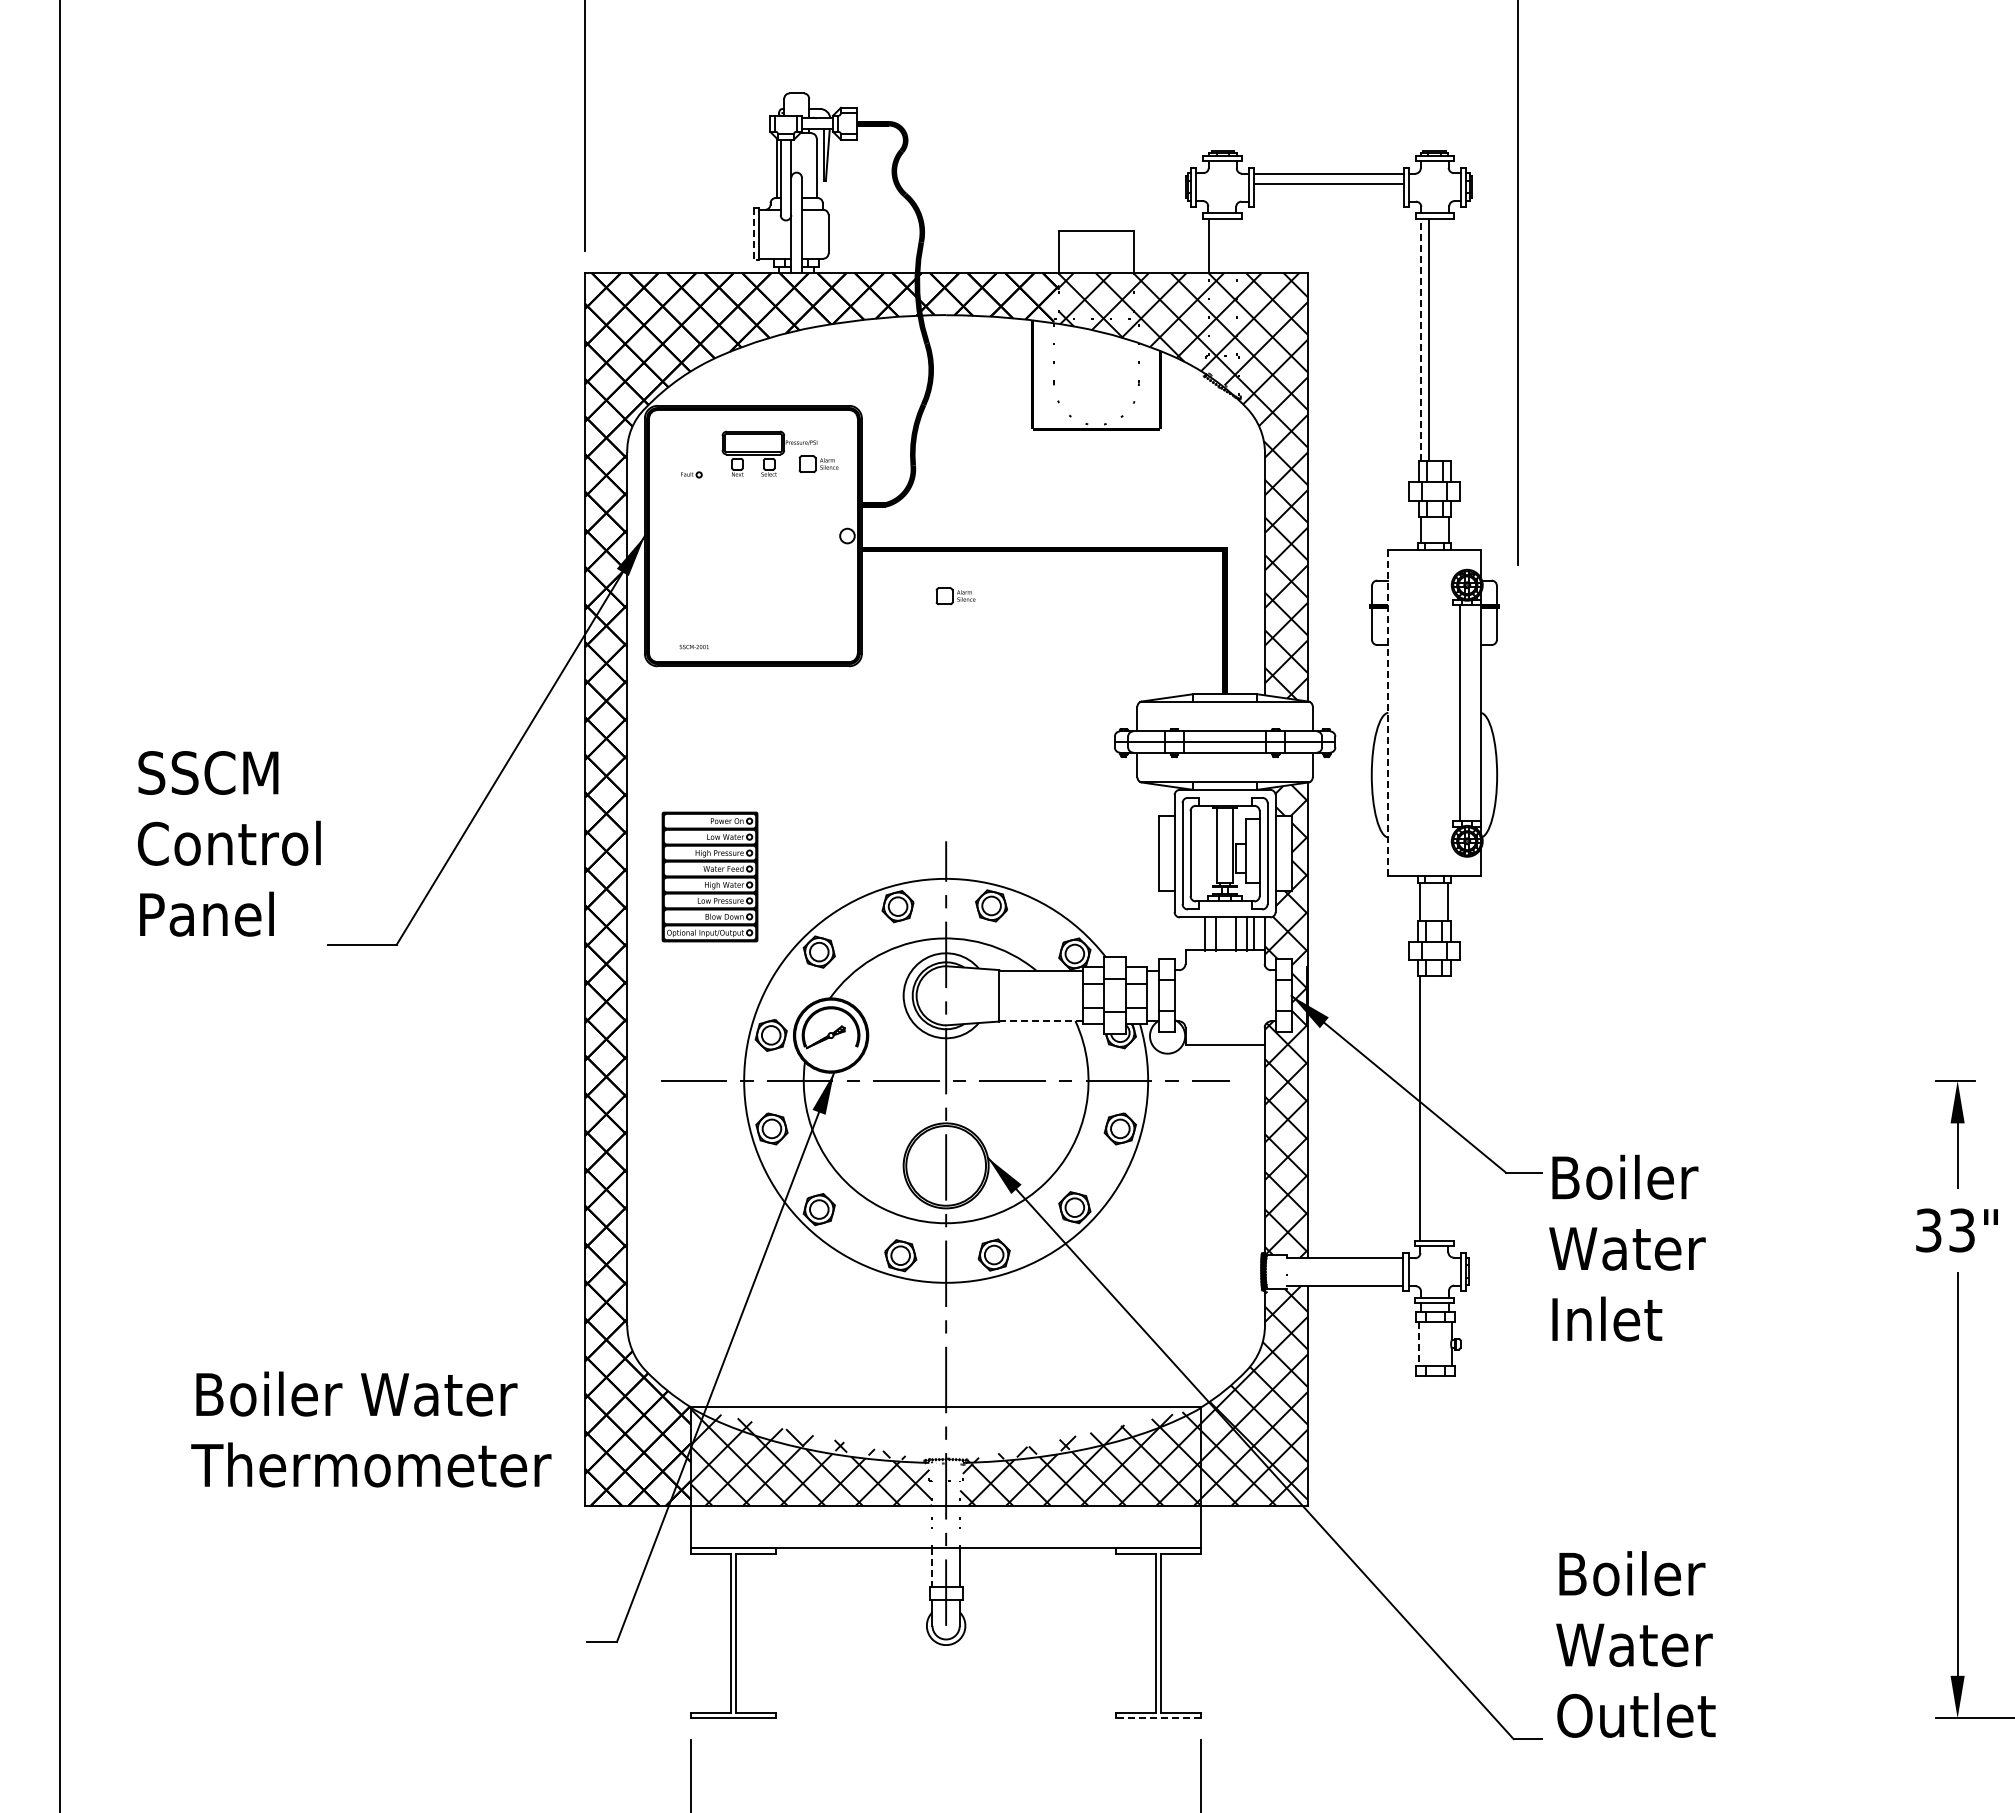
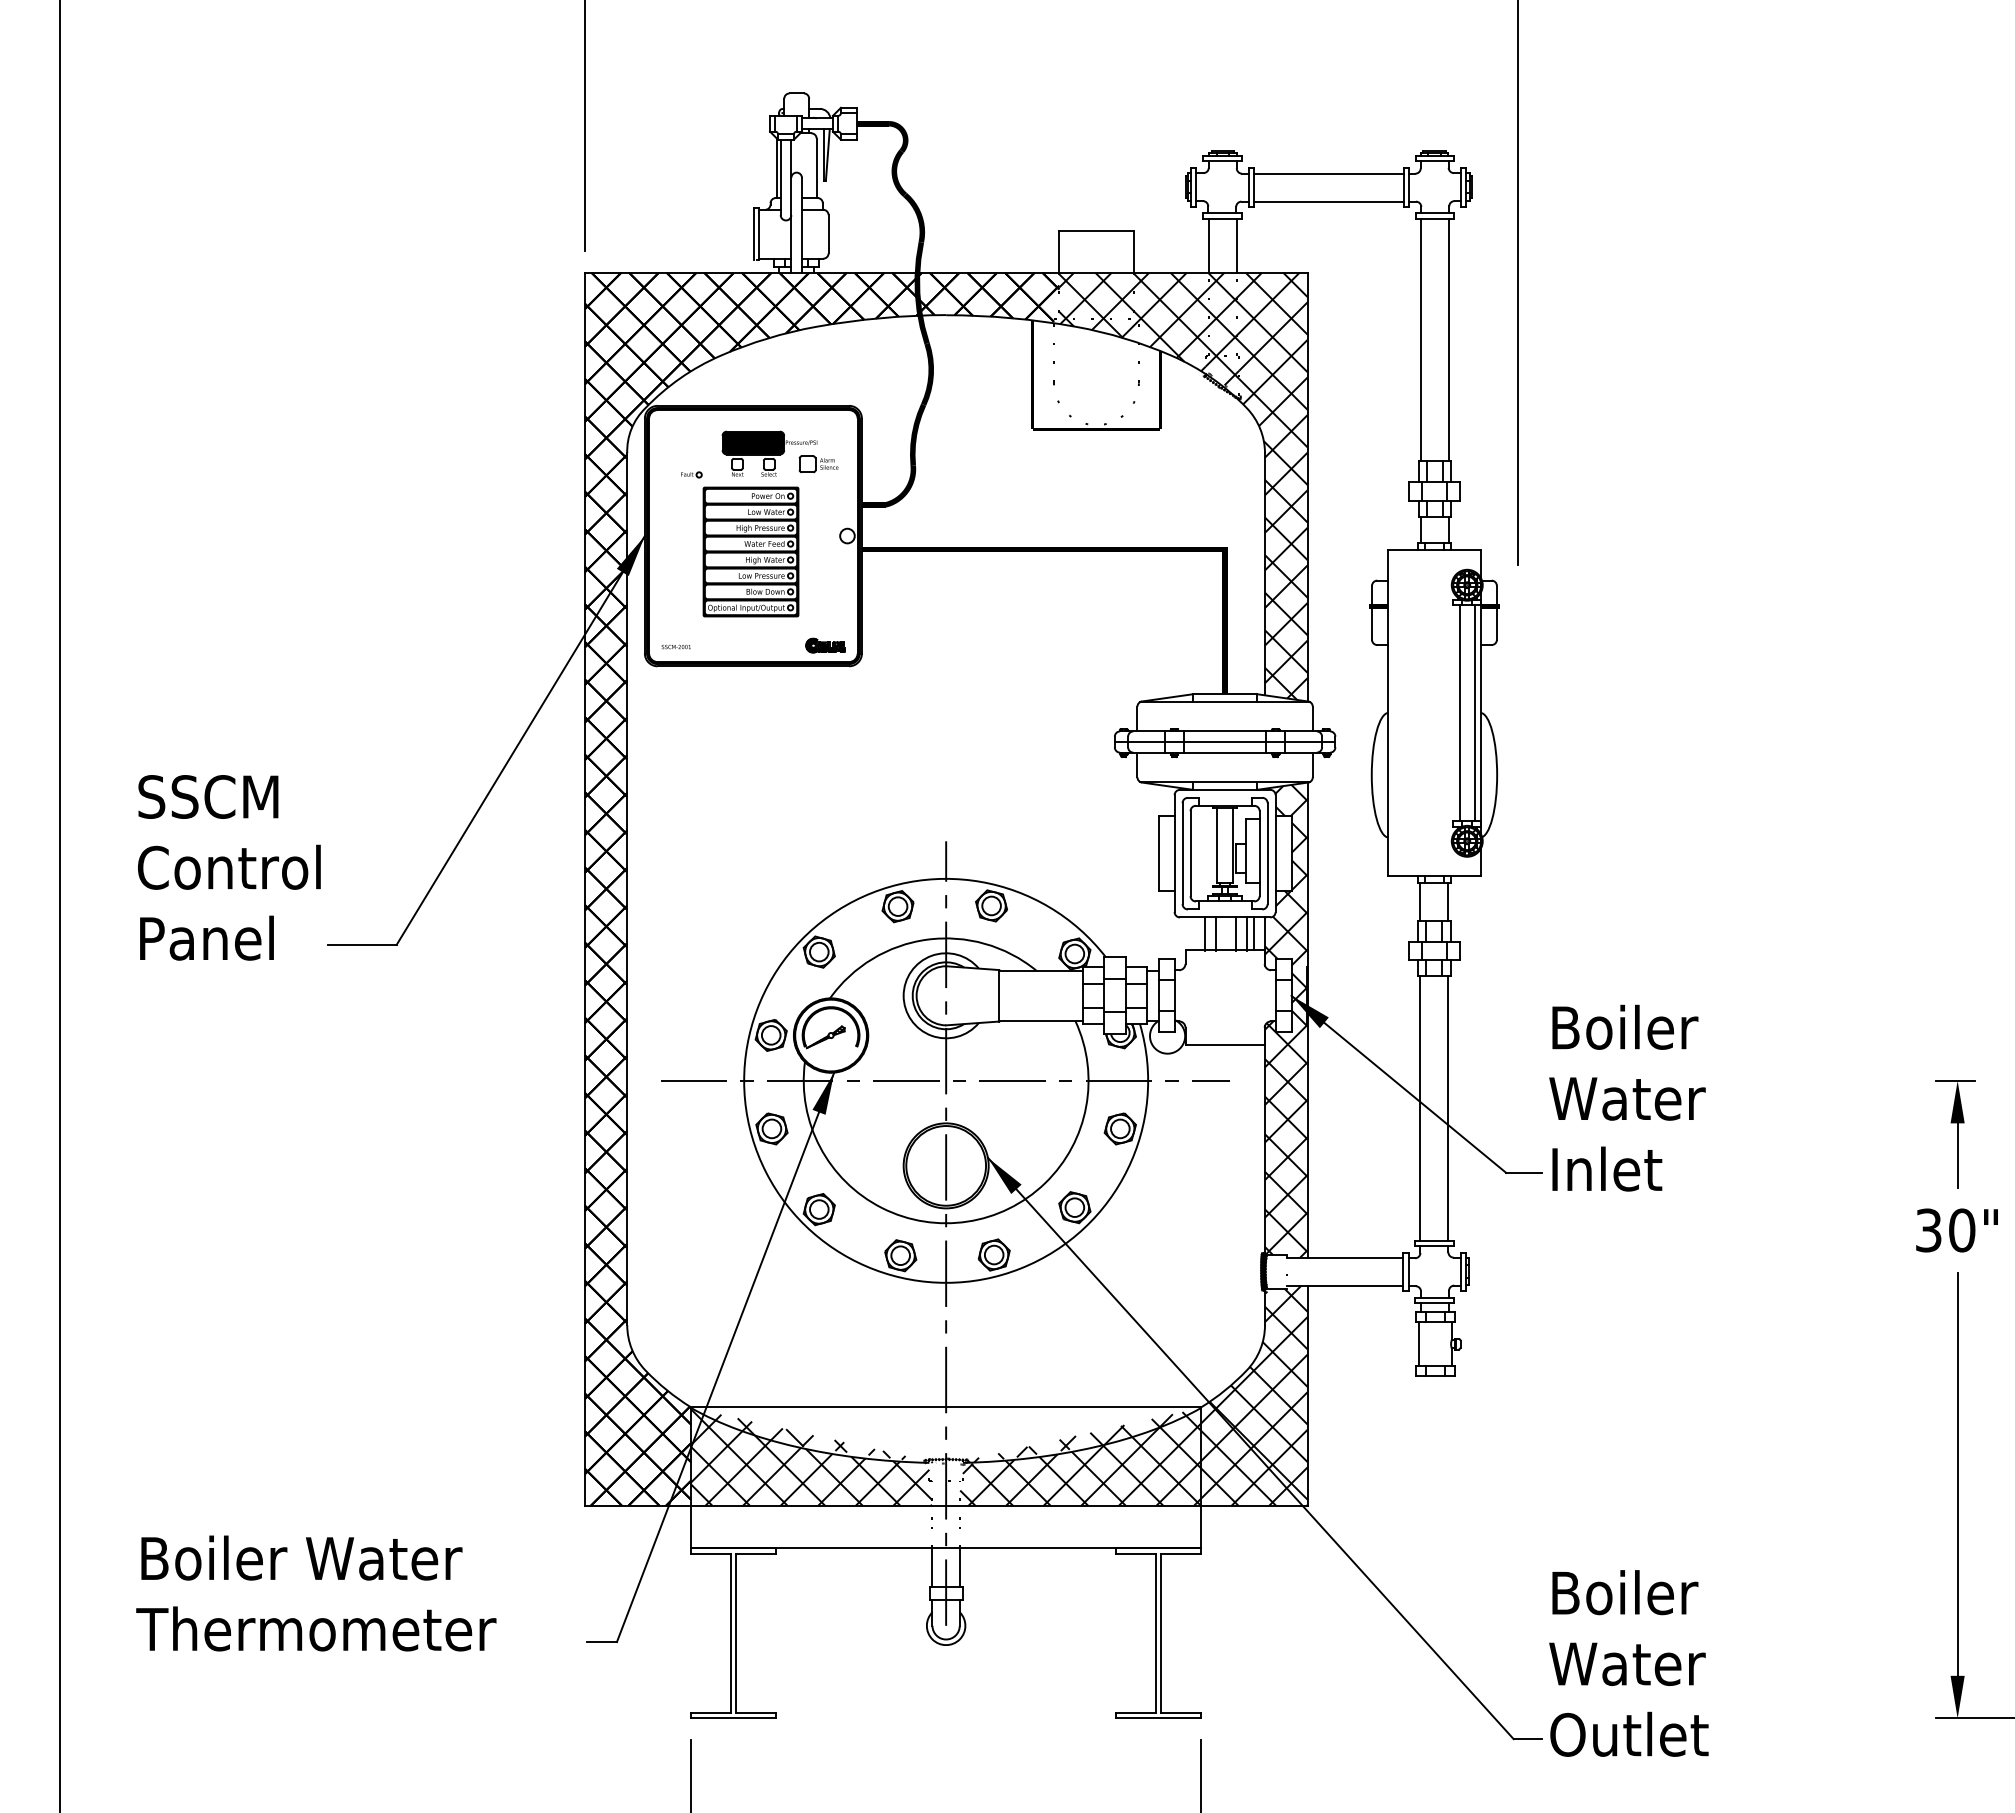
line position: (1328, 183) -> (1328, 201) (1328, 201)
line: dashed -> solid (754, 234)
line: none -> present (1236, 245)
line: dashed -> solid (1420, 339)
line position: (1428, 339) -> (1448, 339) (1448, 339)
fill: none -> present (753, 442)
part: present -> none (955, 596)
part: none -> present (825, 645)
text position: (693, 646) -> (675, 646) (675, 646)
line: dashed -> solid (1388, 712)
line: none -> present (1474, 713)
text position: (229, 843) -> (229, 867) (229, 867)
part position: (709, 876) -> (750, 551) (750, 551)
line: dashed -> solid (1041, 1021)
line: none -> present (1448, 1108)
text: 33" -> 30" (1962, 1230)
text position: (1627, 1247) -> (1627, 1097) (1627, 1097)
line: dashed -> solid (1419, 1344)
text position: (371, 1429) -> (316, 1593) (316, 1593)
line: dashed -> solid (931, 1567)
text position: (1635, 1644) -> (1628, 1663) (1628, 1663)
line: dashed -> solid (1158, 1718)
